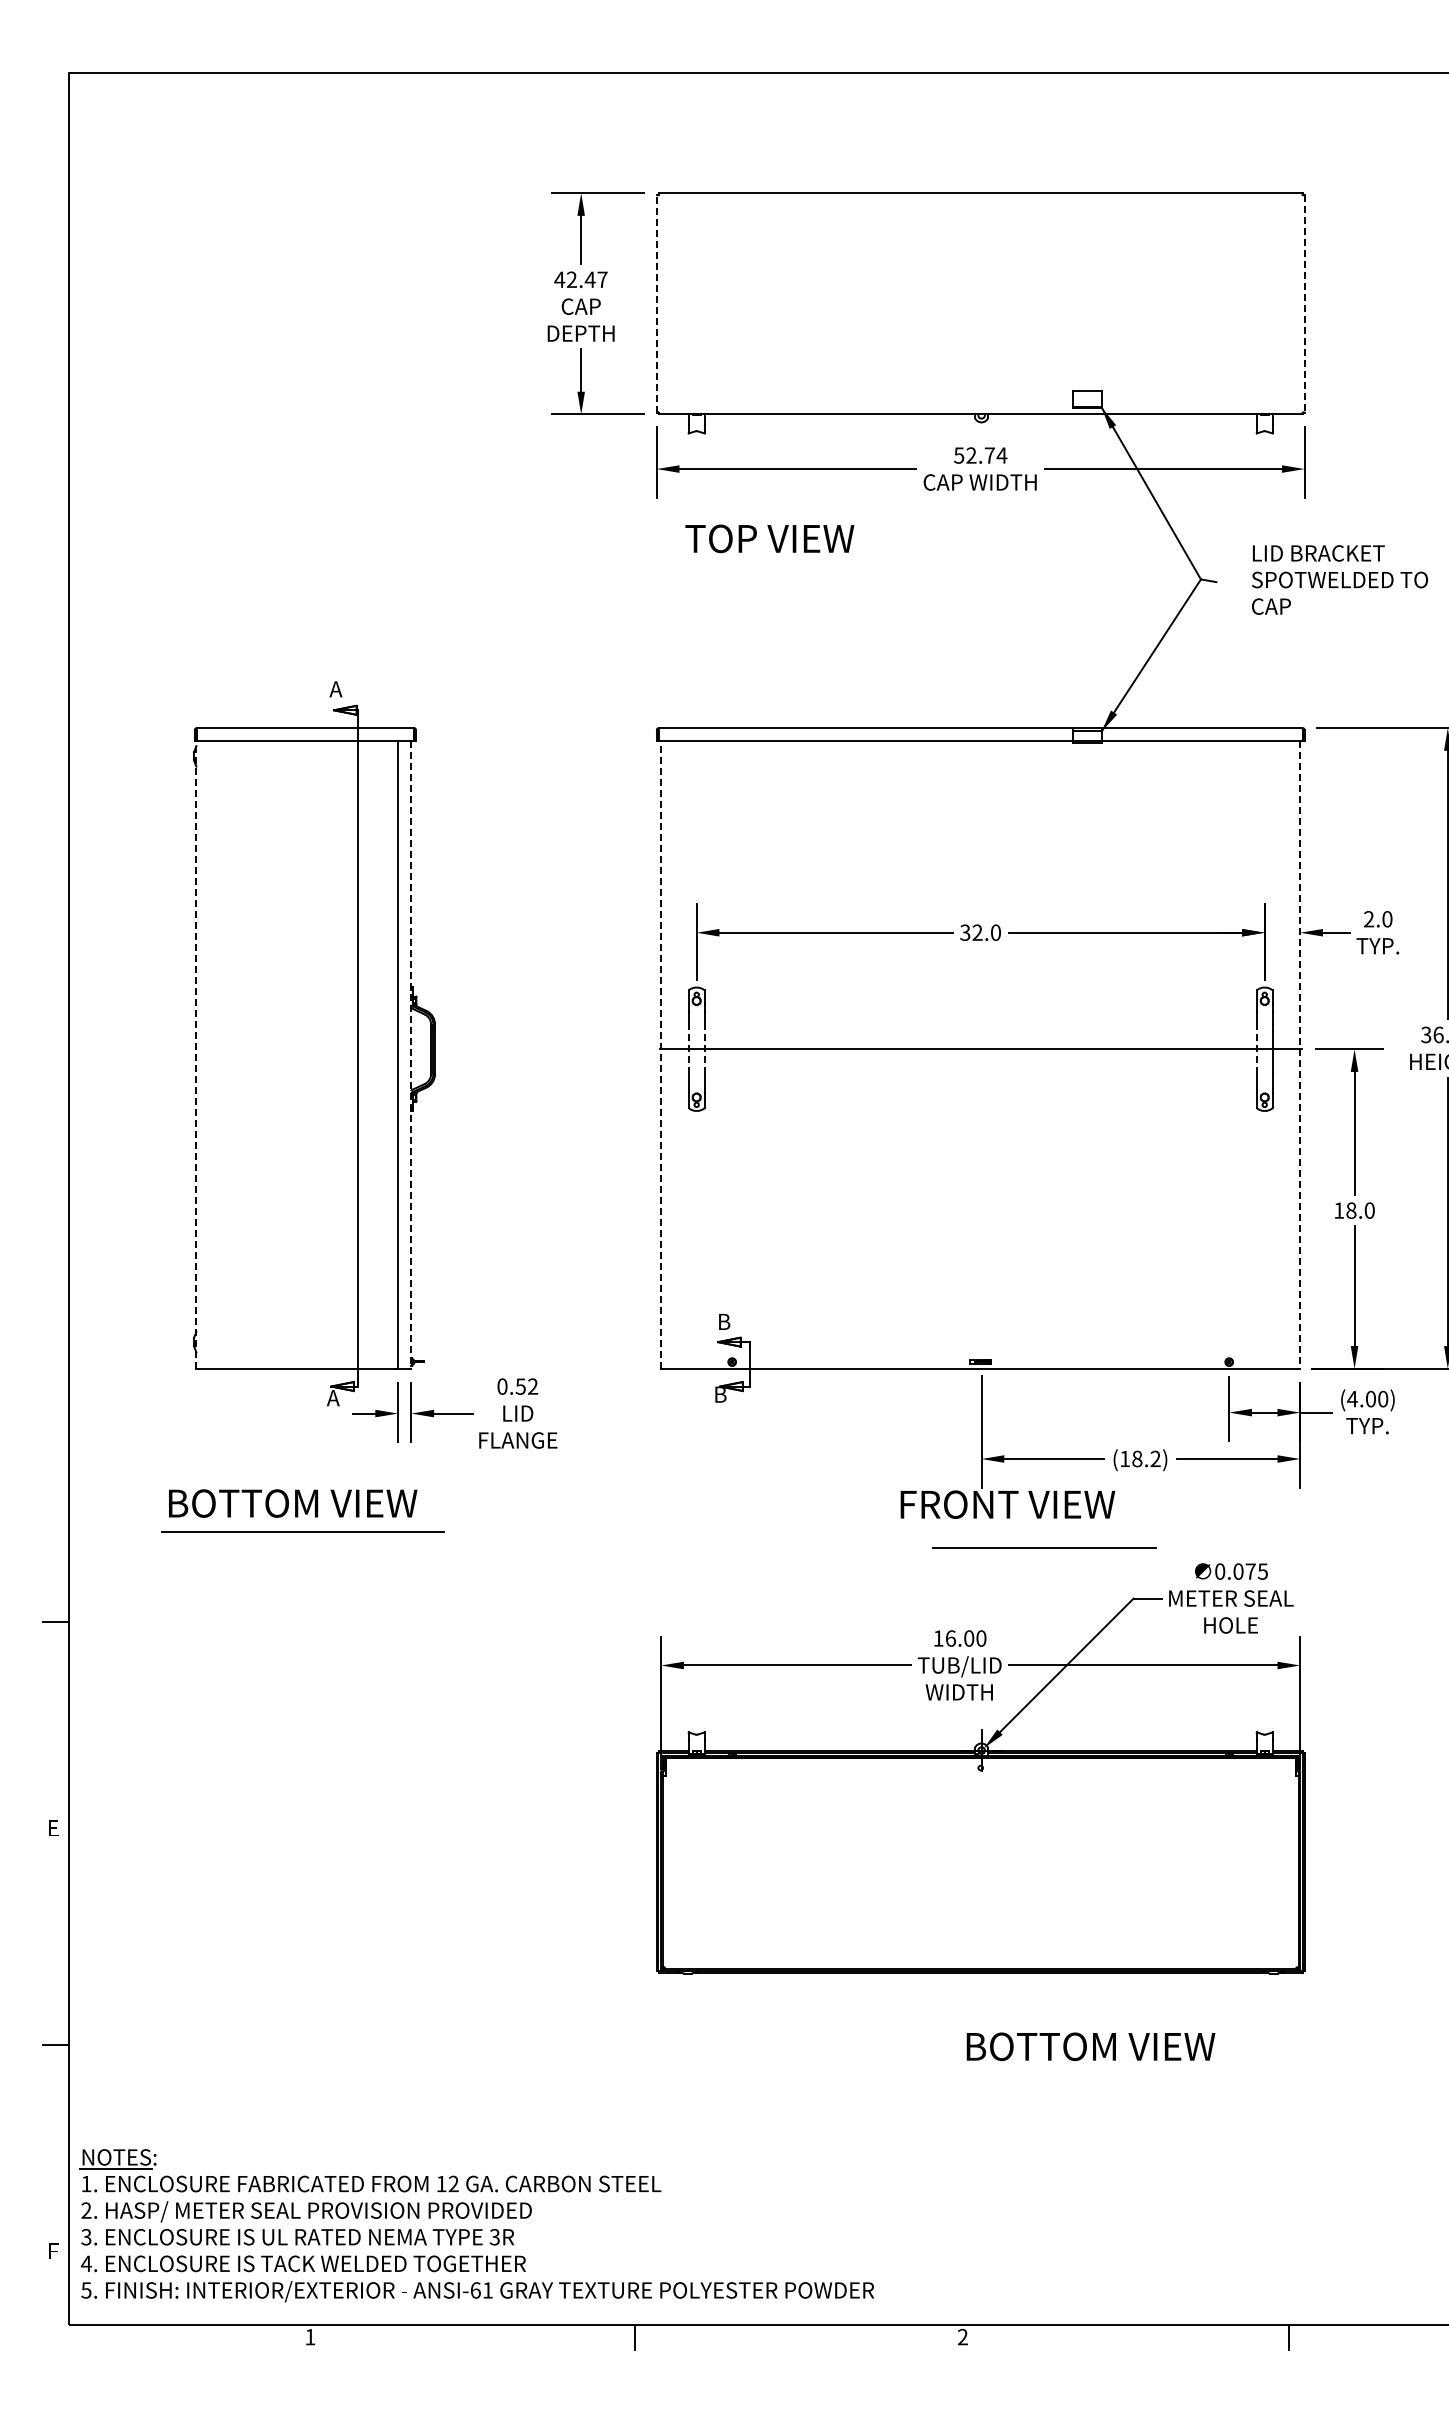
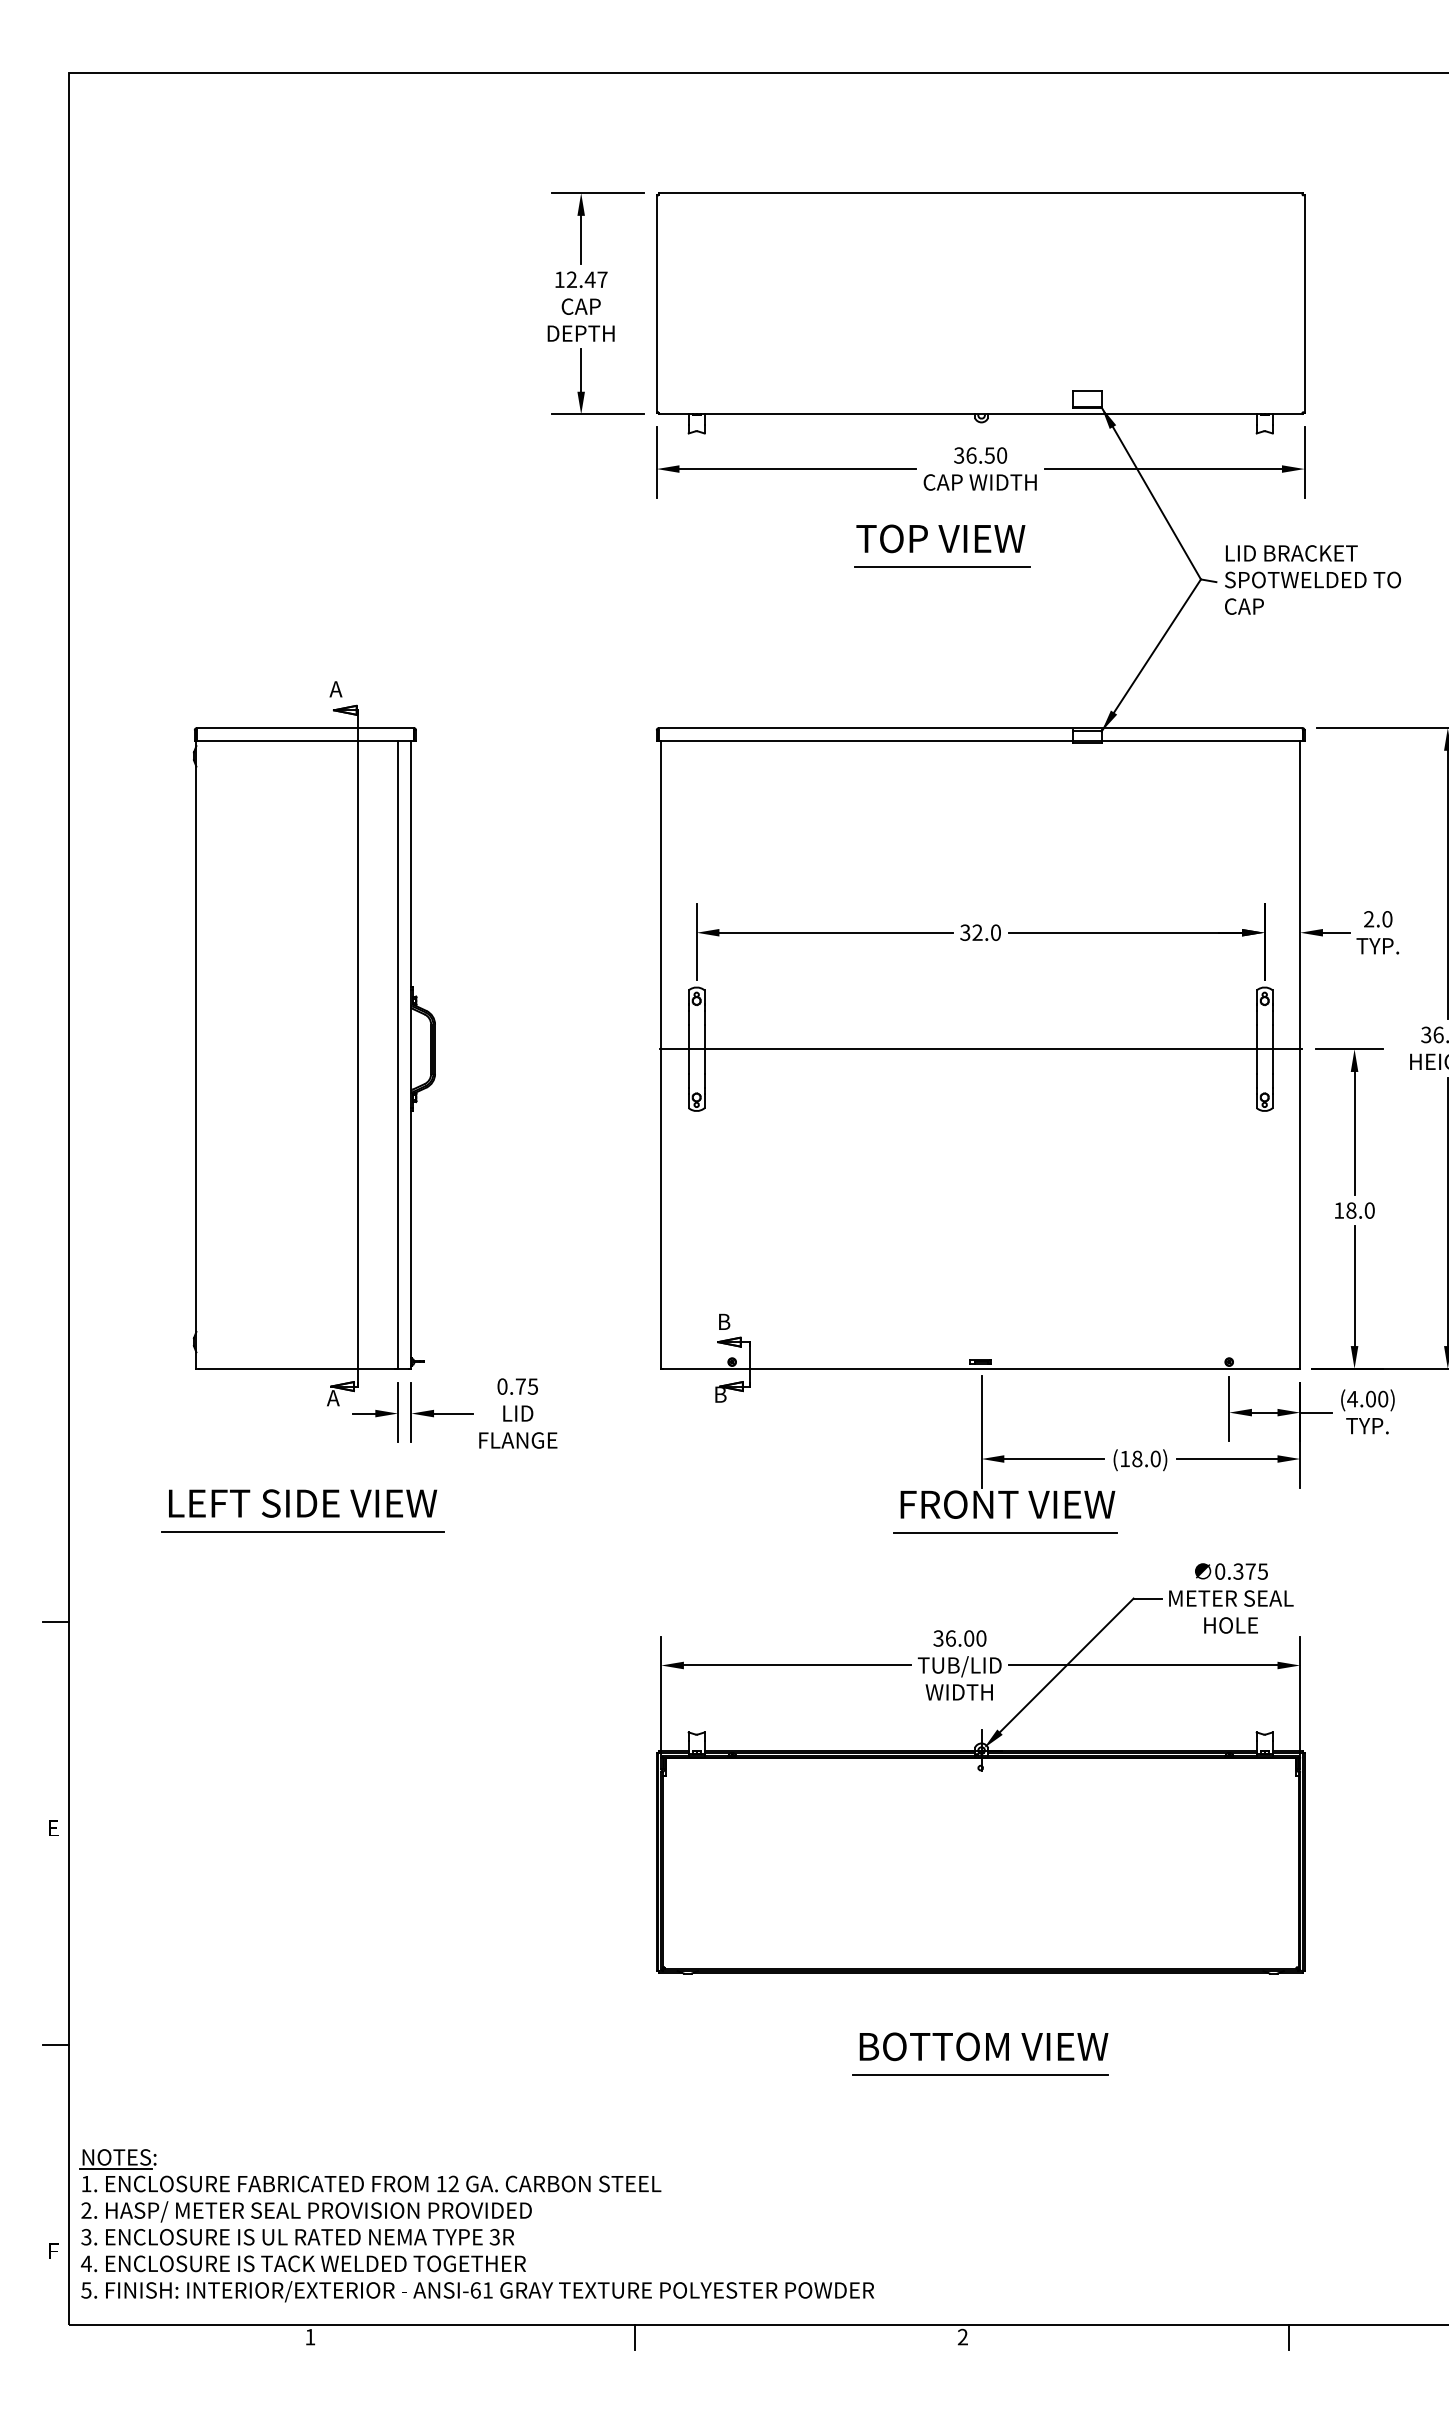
text: 42.47 -> 12.47 (559, 279)
line: dashed -> solid (656, 303)
line: dashed -> solid (1304, 303)
text: 52.74 -> 36.50 (980, 455)
text position: (769, 538) -> (940, 538) (940, 538)
line: none -> present (942, 567)
text position: (1339, 579) -> (1312, 579) (1312, 579)
line: dashed -> solid (688, 1049)
line: dashed -> solid (704, 1049)
line: dashed -> solid (1256, 1049)
line: dashed -> solid (196, 1055)
line: dashed -> solid (411, 1055)
line: dashed -> solid (661, 1055)
line: dashed -> solid (1300, 1055)
text: 0.52 -> 0.75 (526, 1386)
text: (18.2) -> (18.0) (1155, 1458)
text: BOTTOM VIEW -> LEFT SIDE VIEW (304, 1503)
line position: (1044, 1547) -> (1005, 1532) (1005, 1532)
text: 0.075 -> 0.375 (1238, 1571)
text: 16.00 -> 36.00 (938, 1638)
text position: (1090, 2046) -> (983, 2046) (983, 2046)
line: none -> present (980, 2074)
